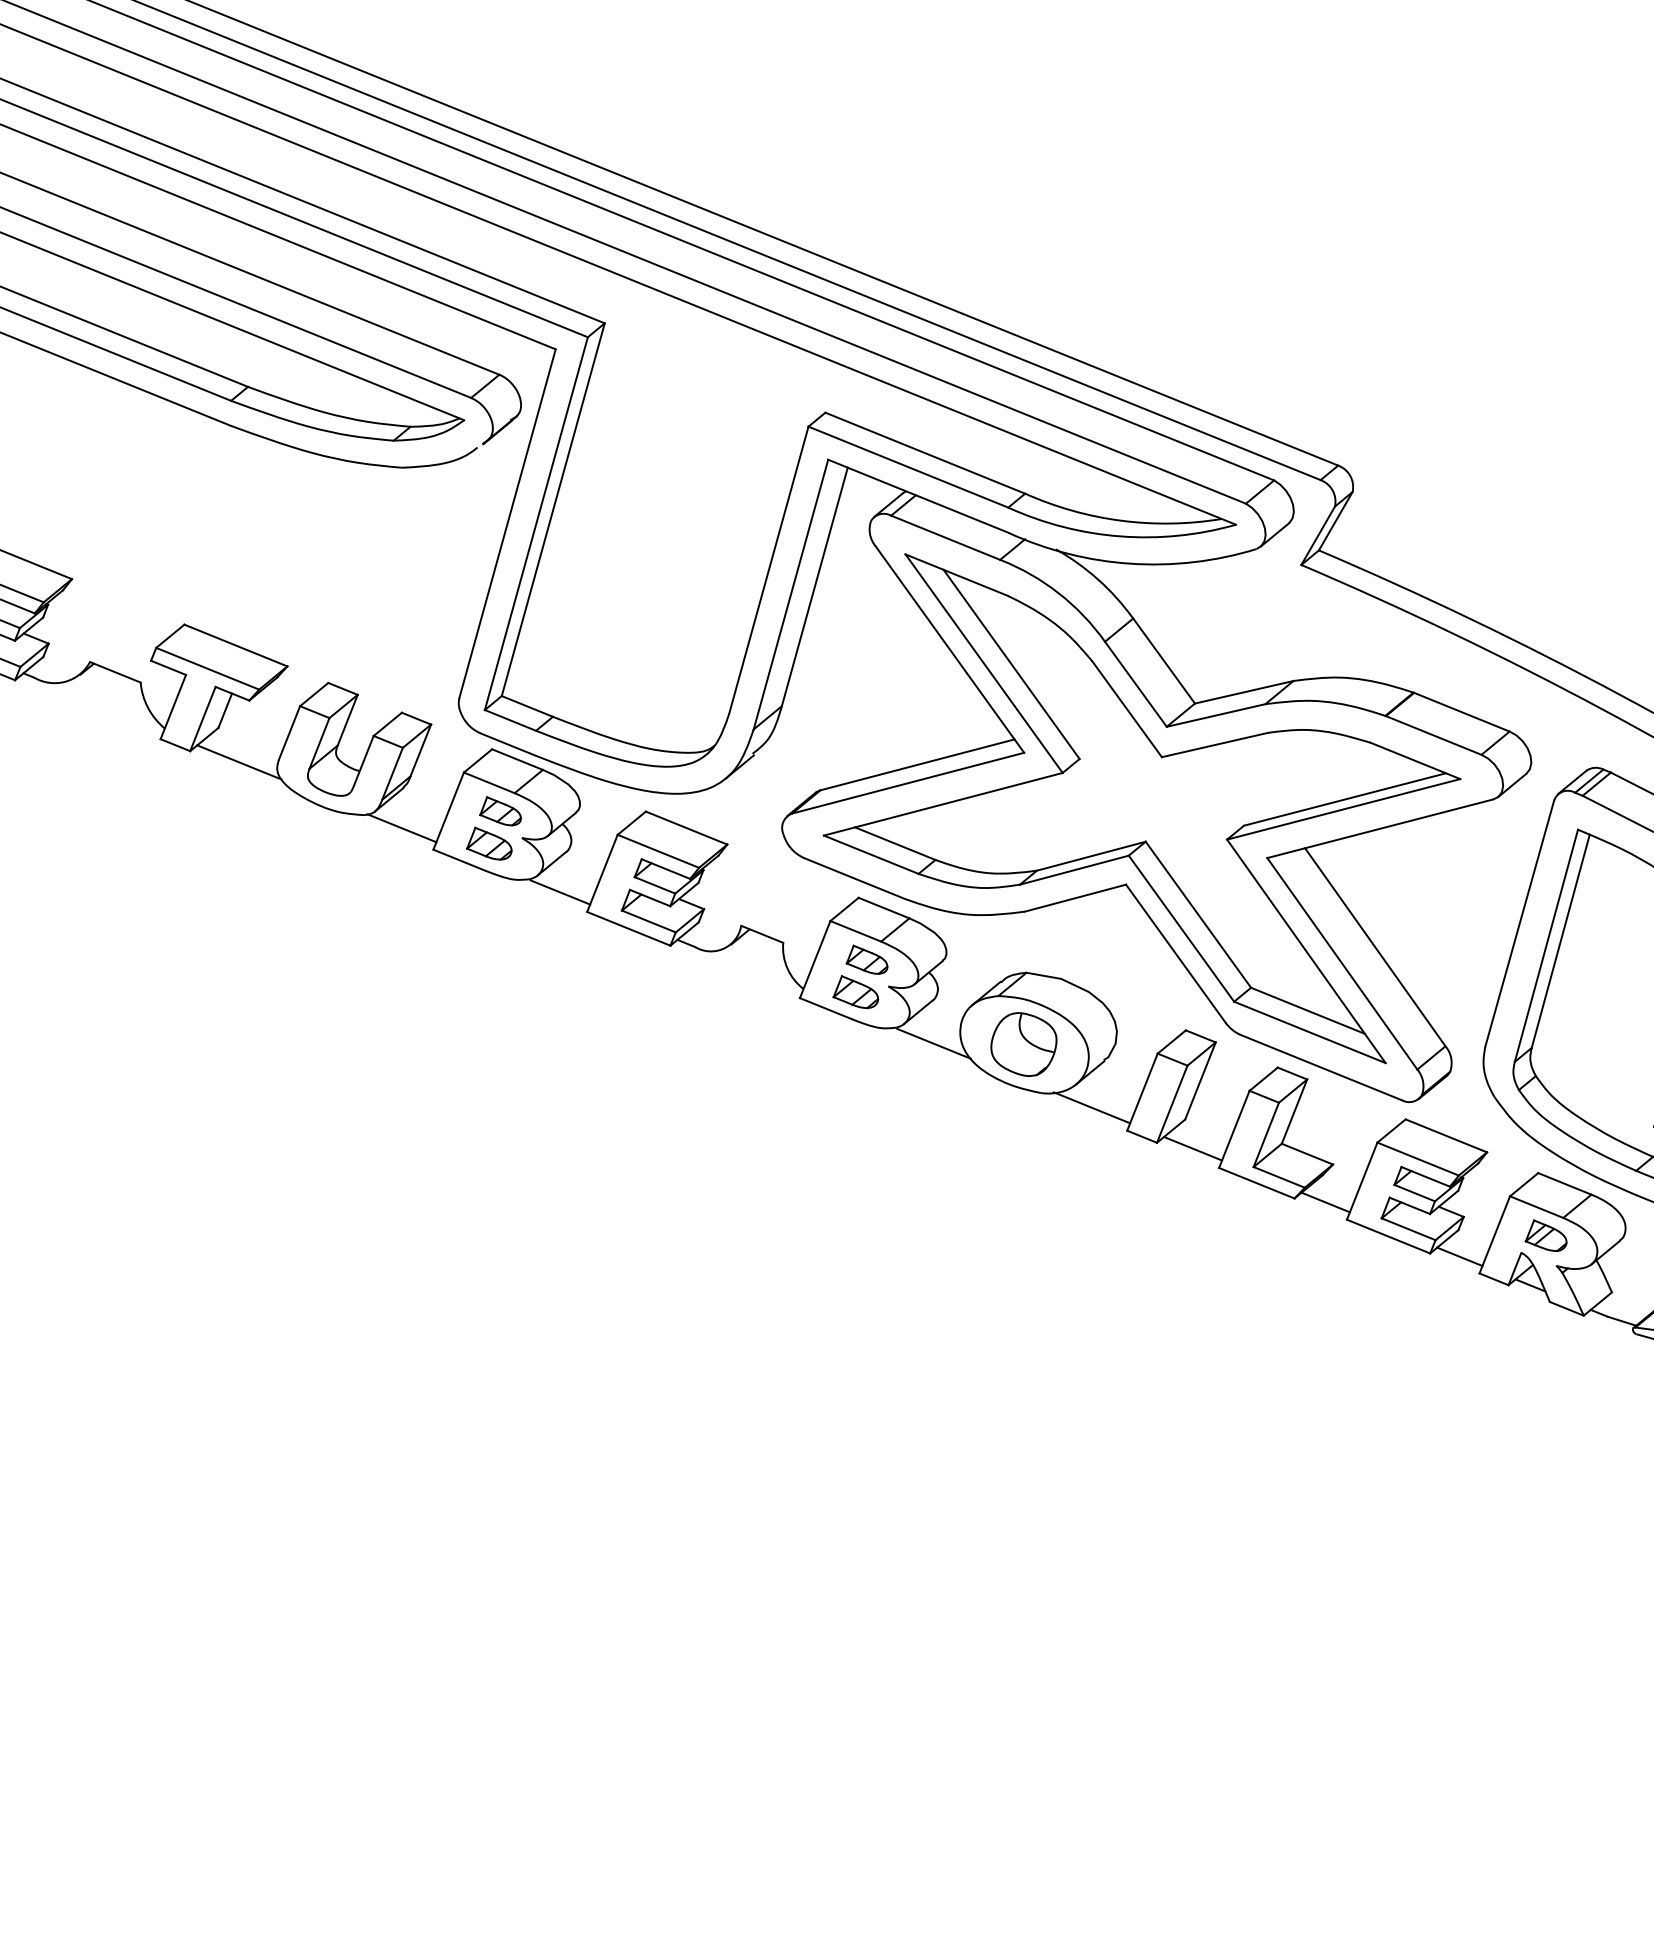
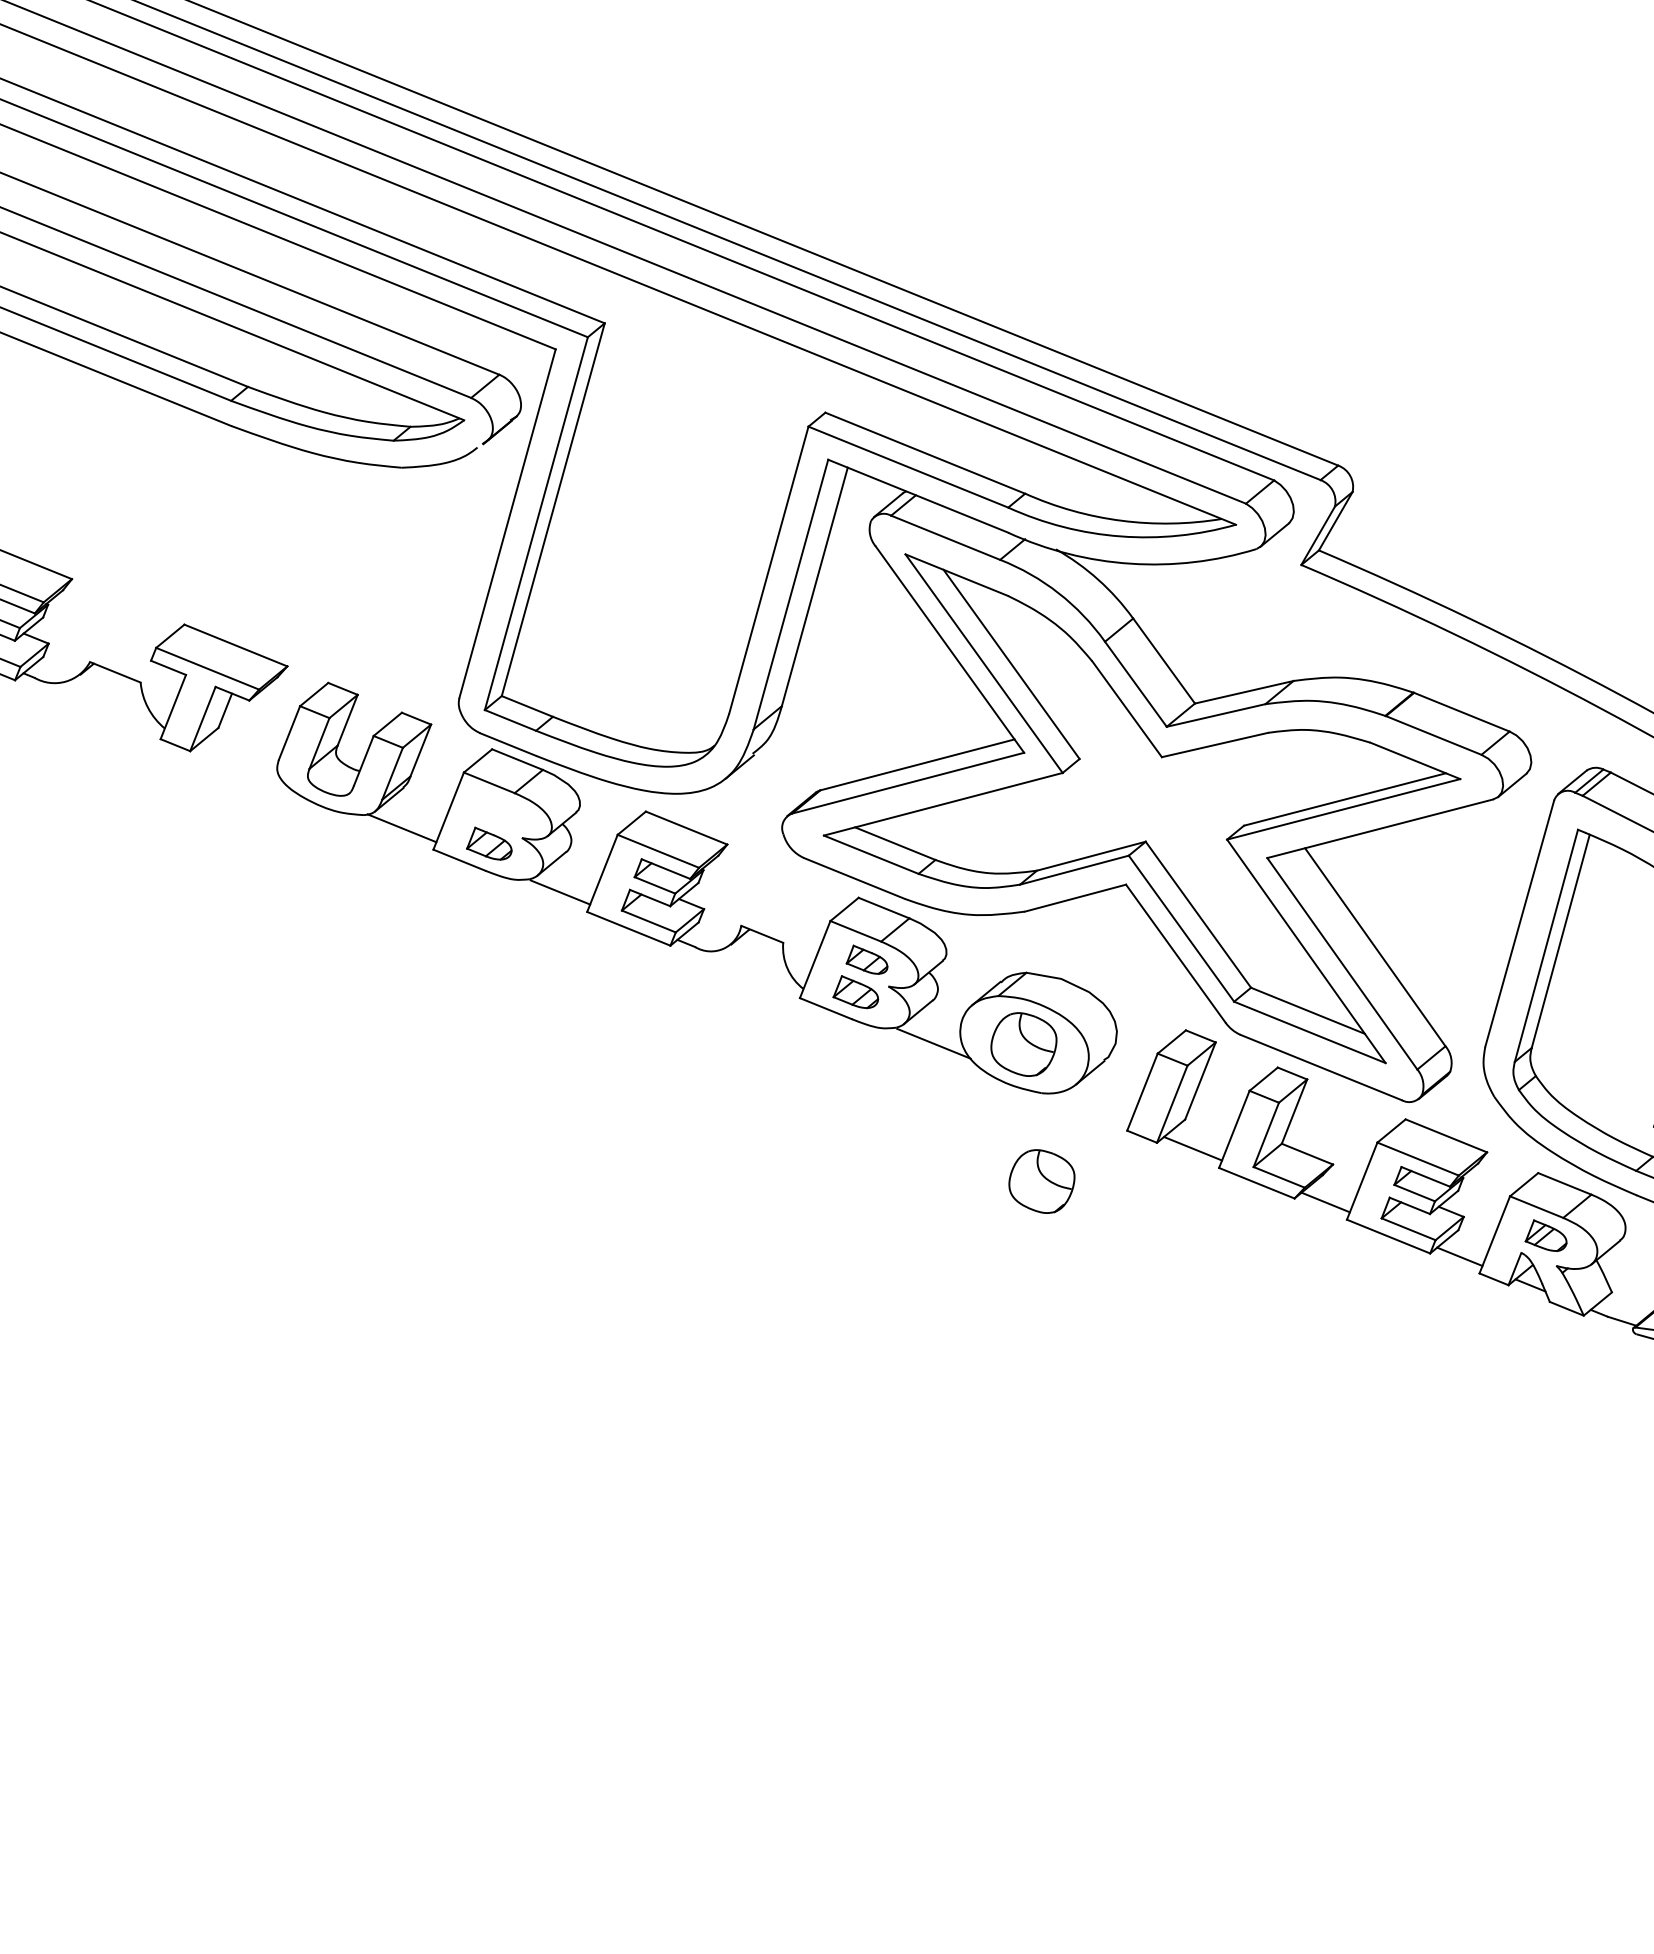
line: present -> none (239, 762)
part: present -> none (500, 811)
line: present -> none (1091, 1107)
part: none -> present (1041, 1181)
